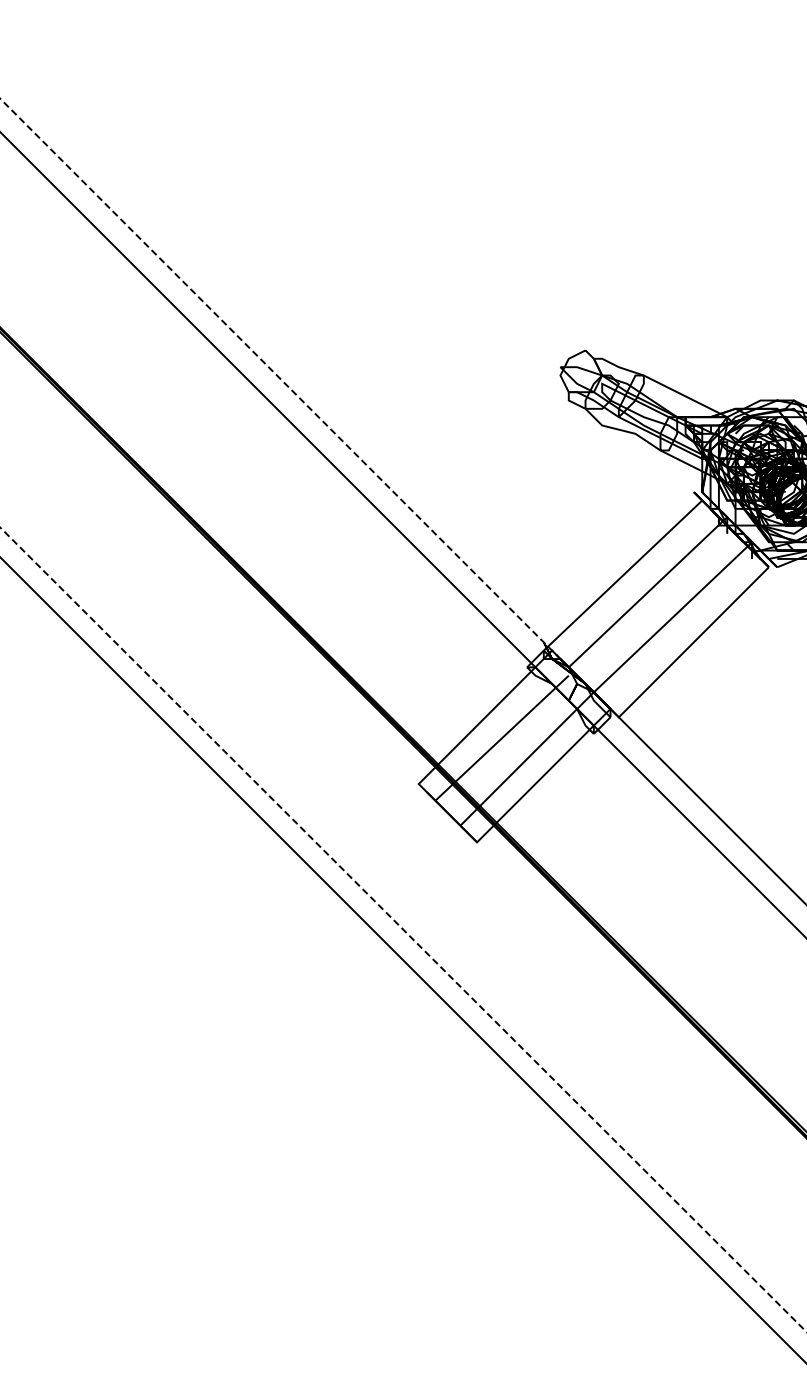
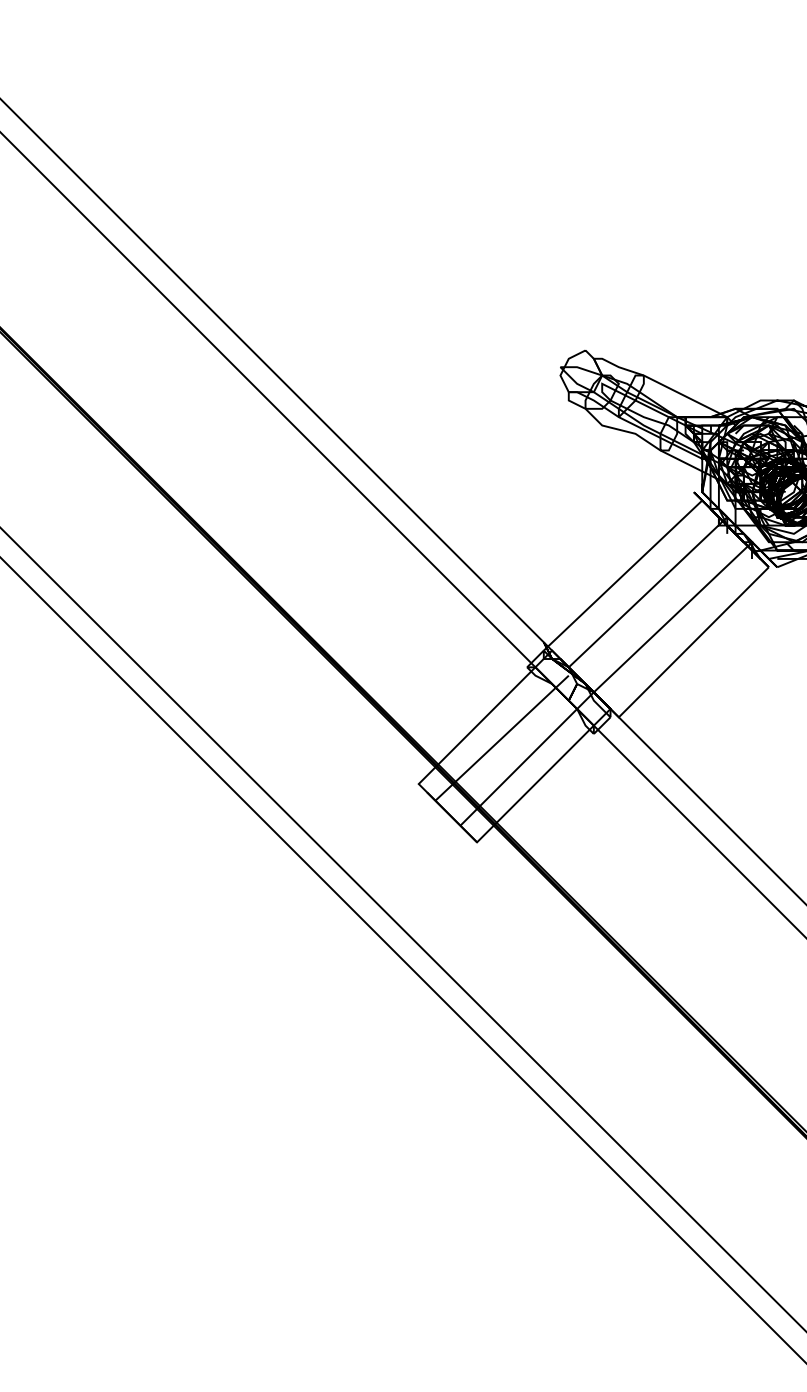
line: dashed -> solid (284, 383)
line: dashed -> solid (403, 929)
